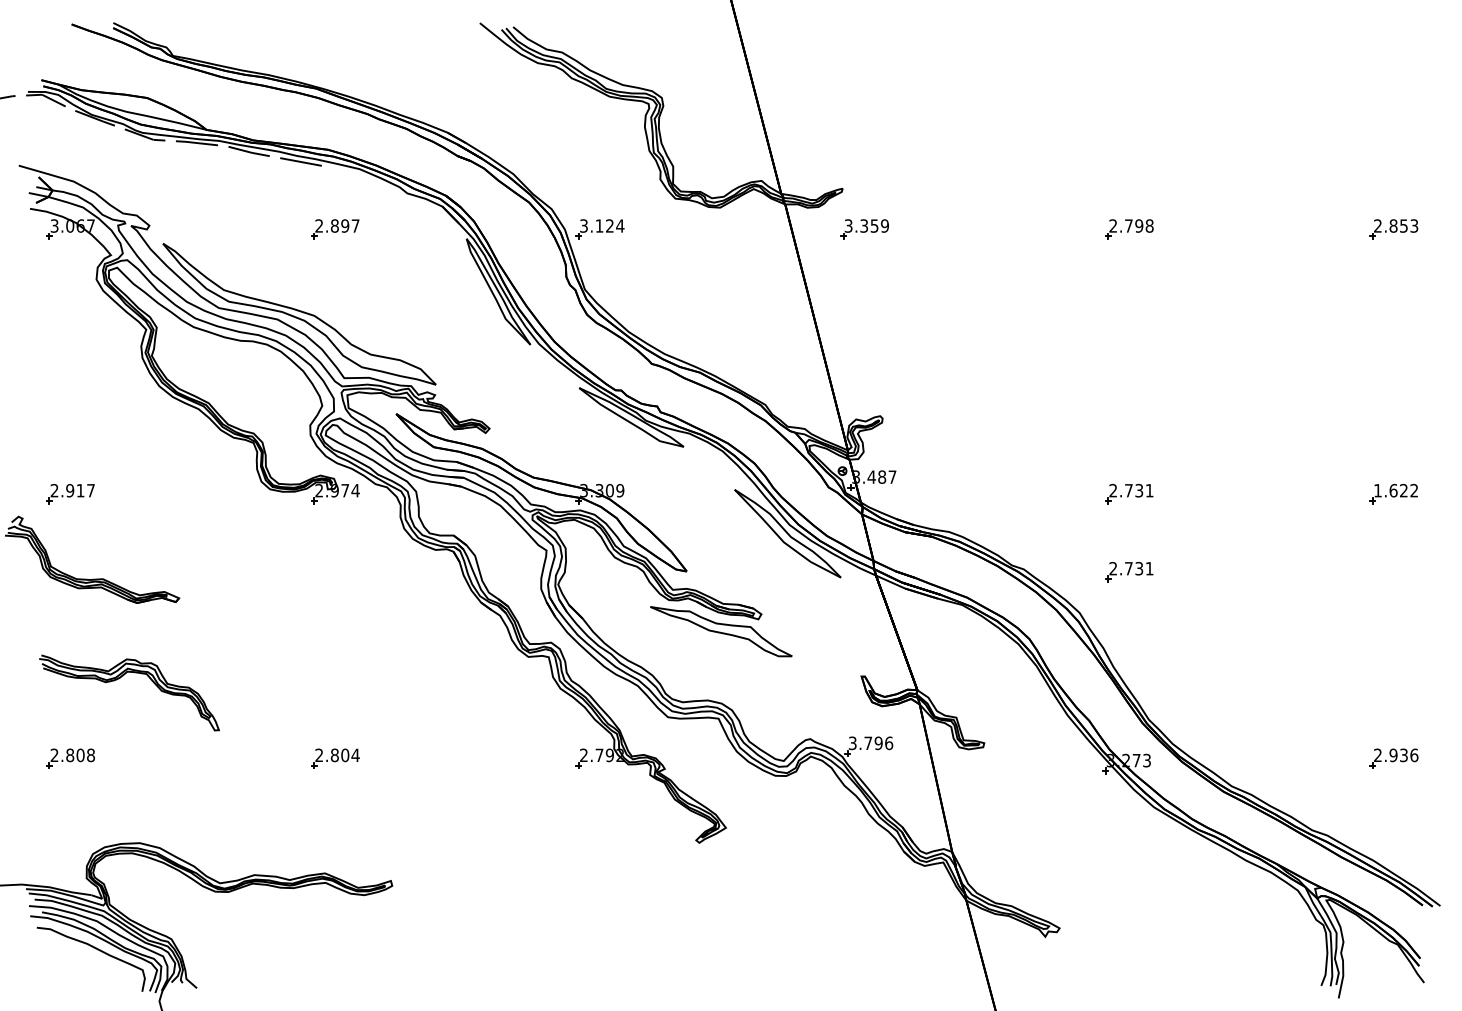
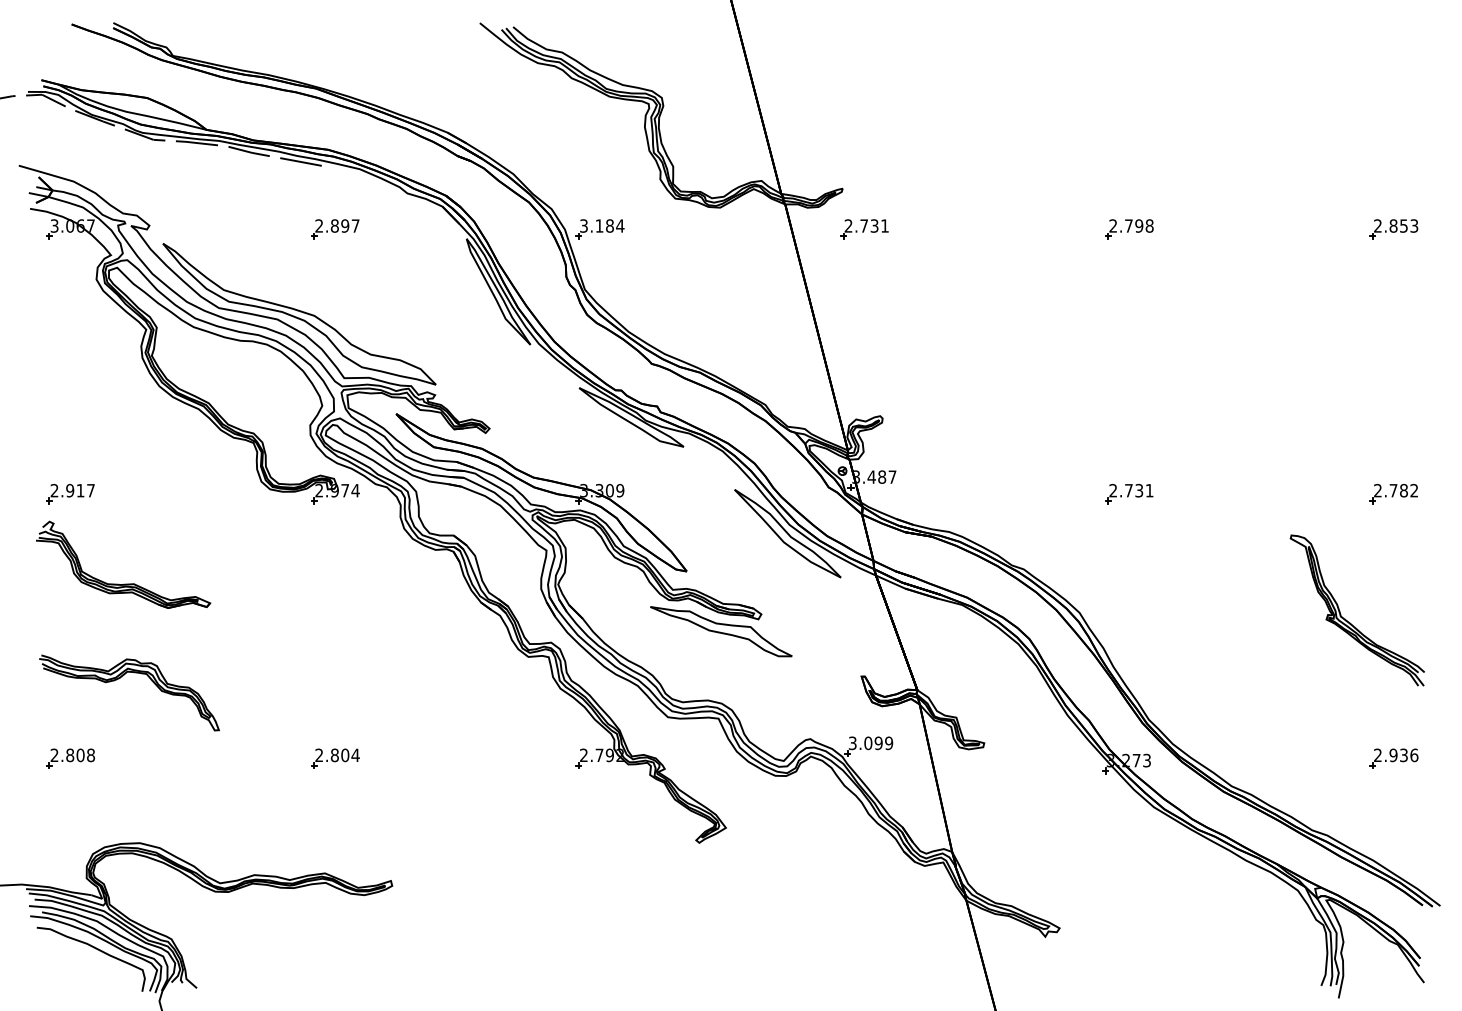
text: 3.124 -> 3.184 (609, 225)
text: 3.359 -> 2.731 (866, 225)
text: 1.622 -> 2.782 (1390, 490)
part: present -> none (1129, 572)
part position: (92, 578) -> (123, 583) (123, 583)
part: none -> present (1350, 622)
text: 3.796 -> 3.099 (878, 743)
